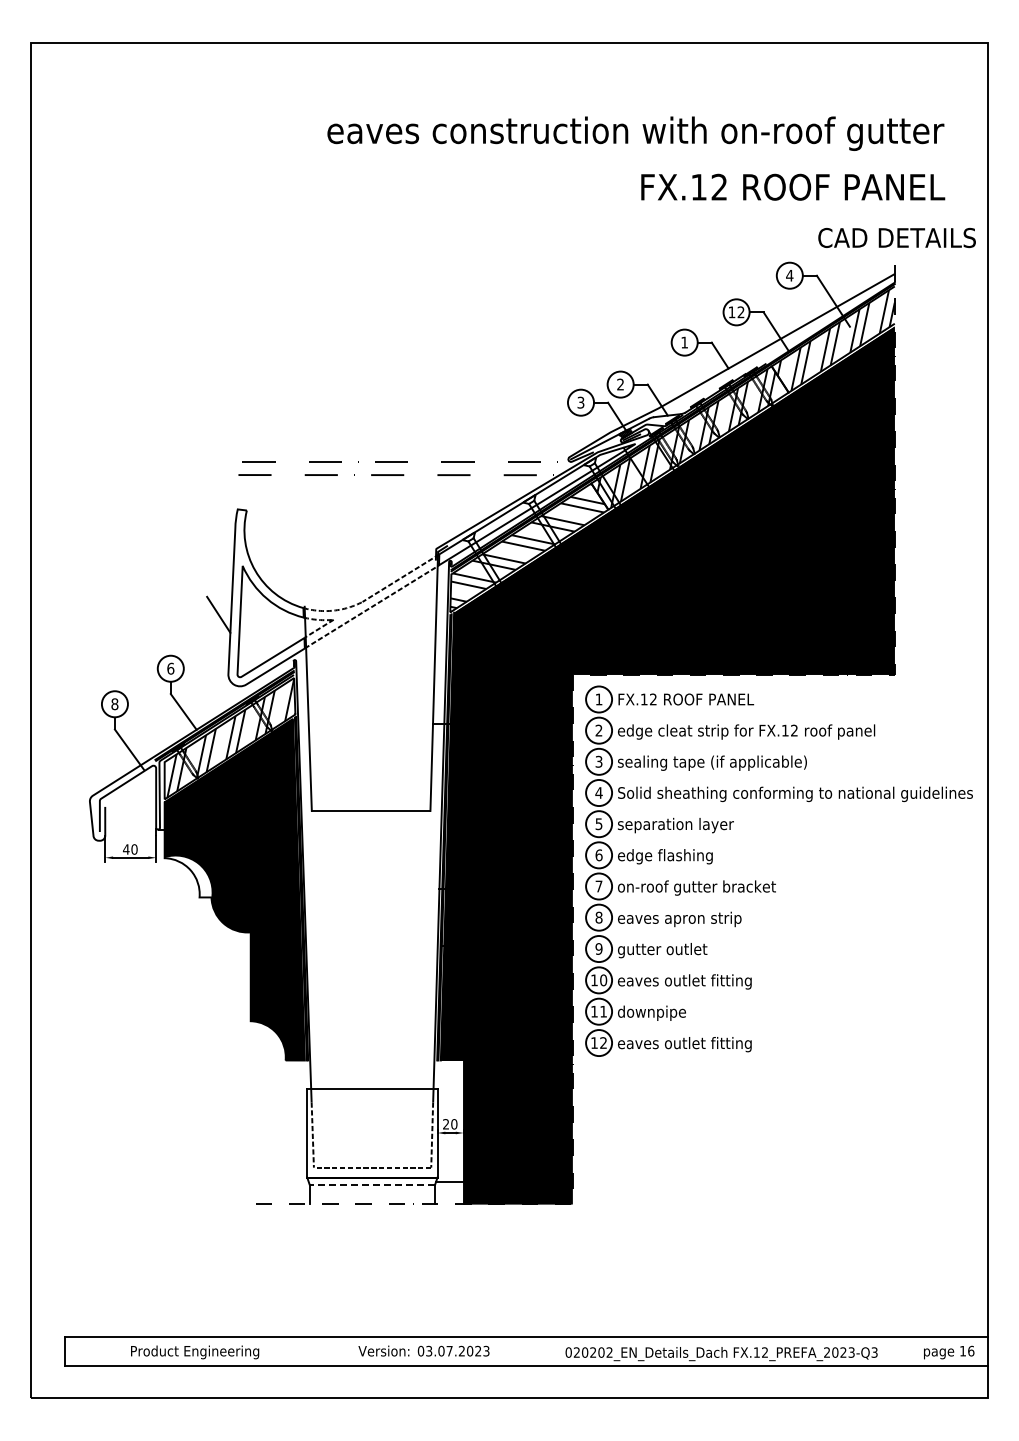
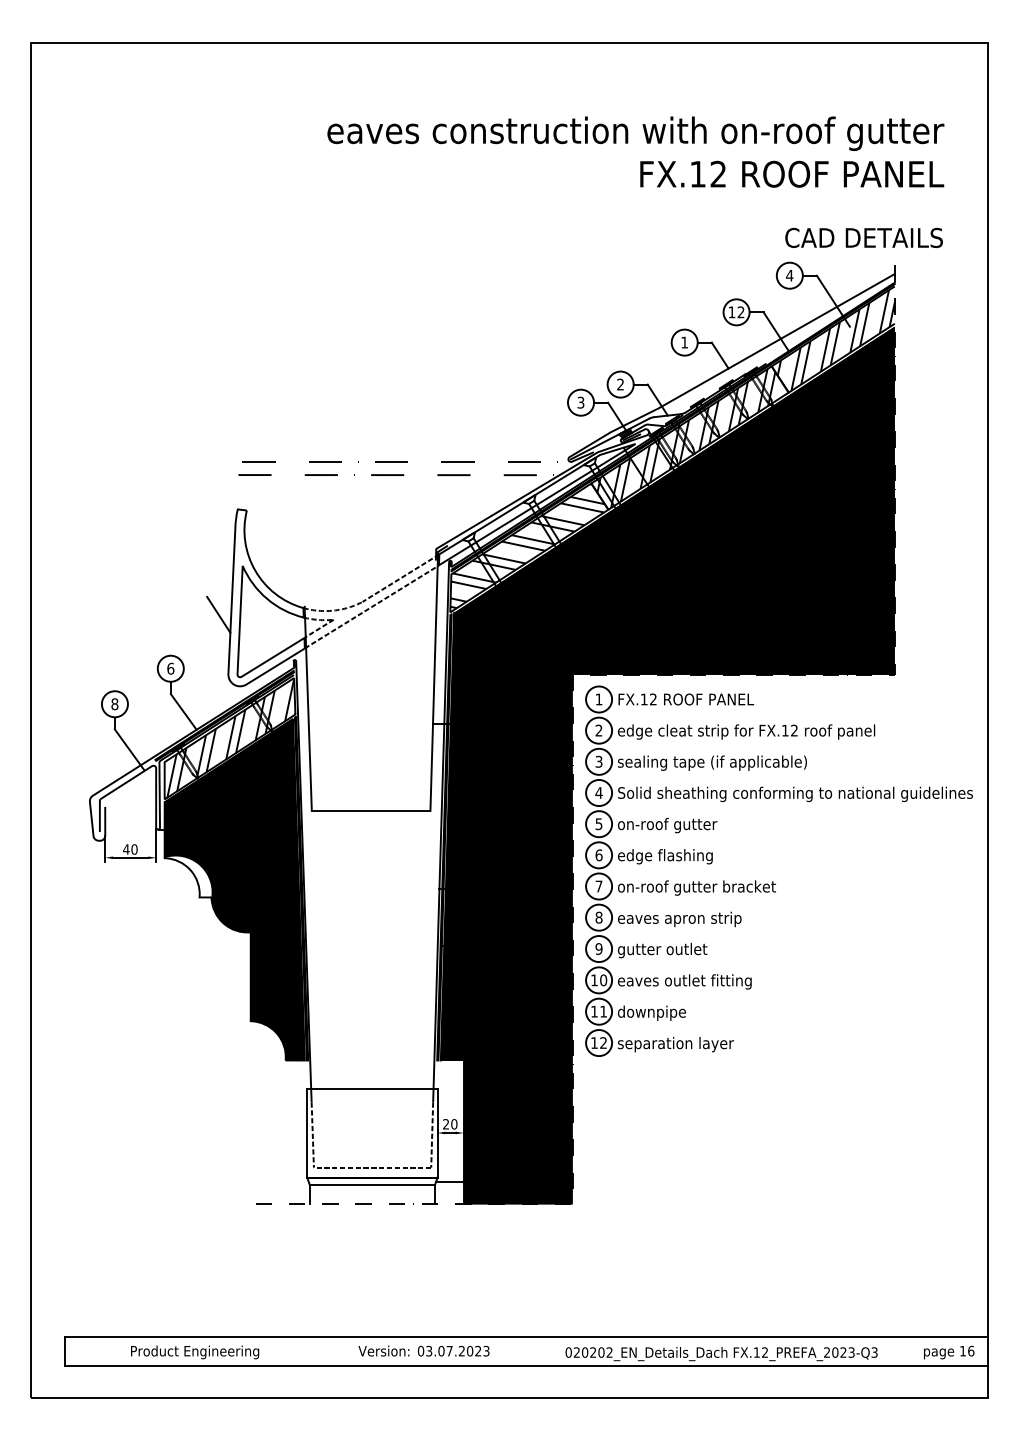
text position: (793, 186) -> (792, 173) (792, 173)
text position: (896, 237) -> (863, 237) (863, 237)
text: separation layer -> on-roof gutter (675, 825)
text: eaves outlet fitting -> separation layer (684, 1044)
line: dashed -> solid (372, 1184)
